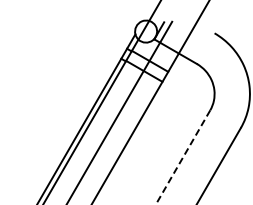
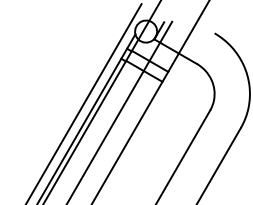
line: none -> present (84, 102)
line: dashed -> solid (182, 157)
